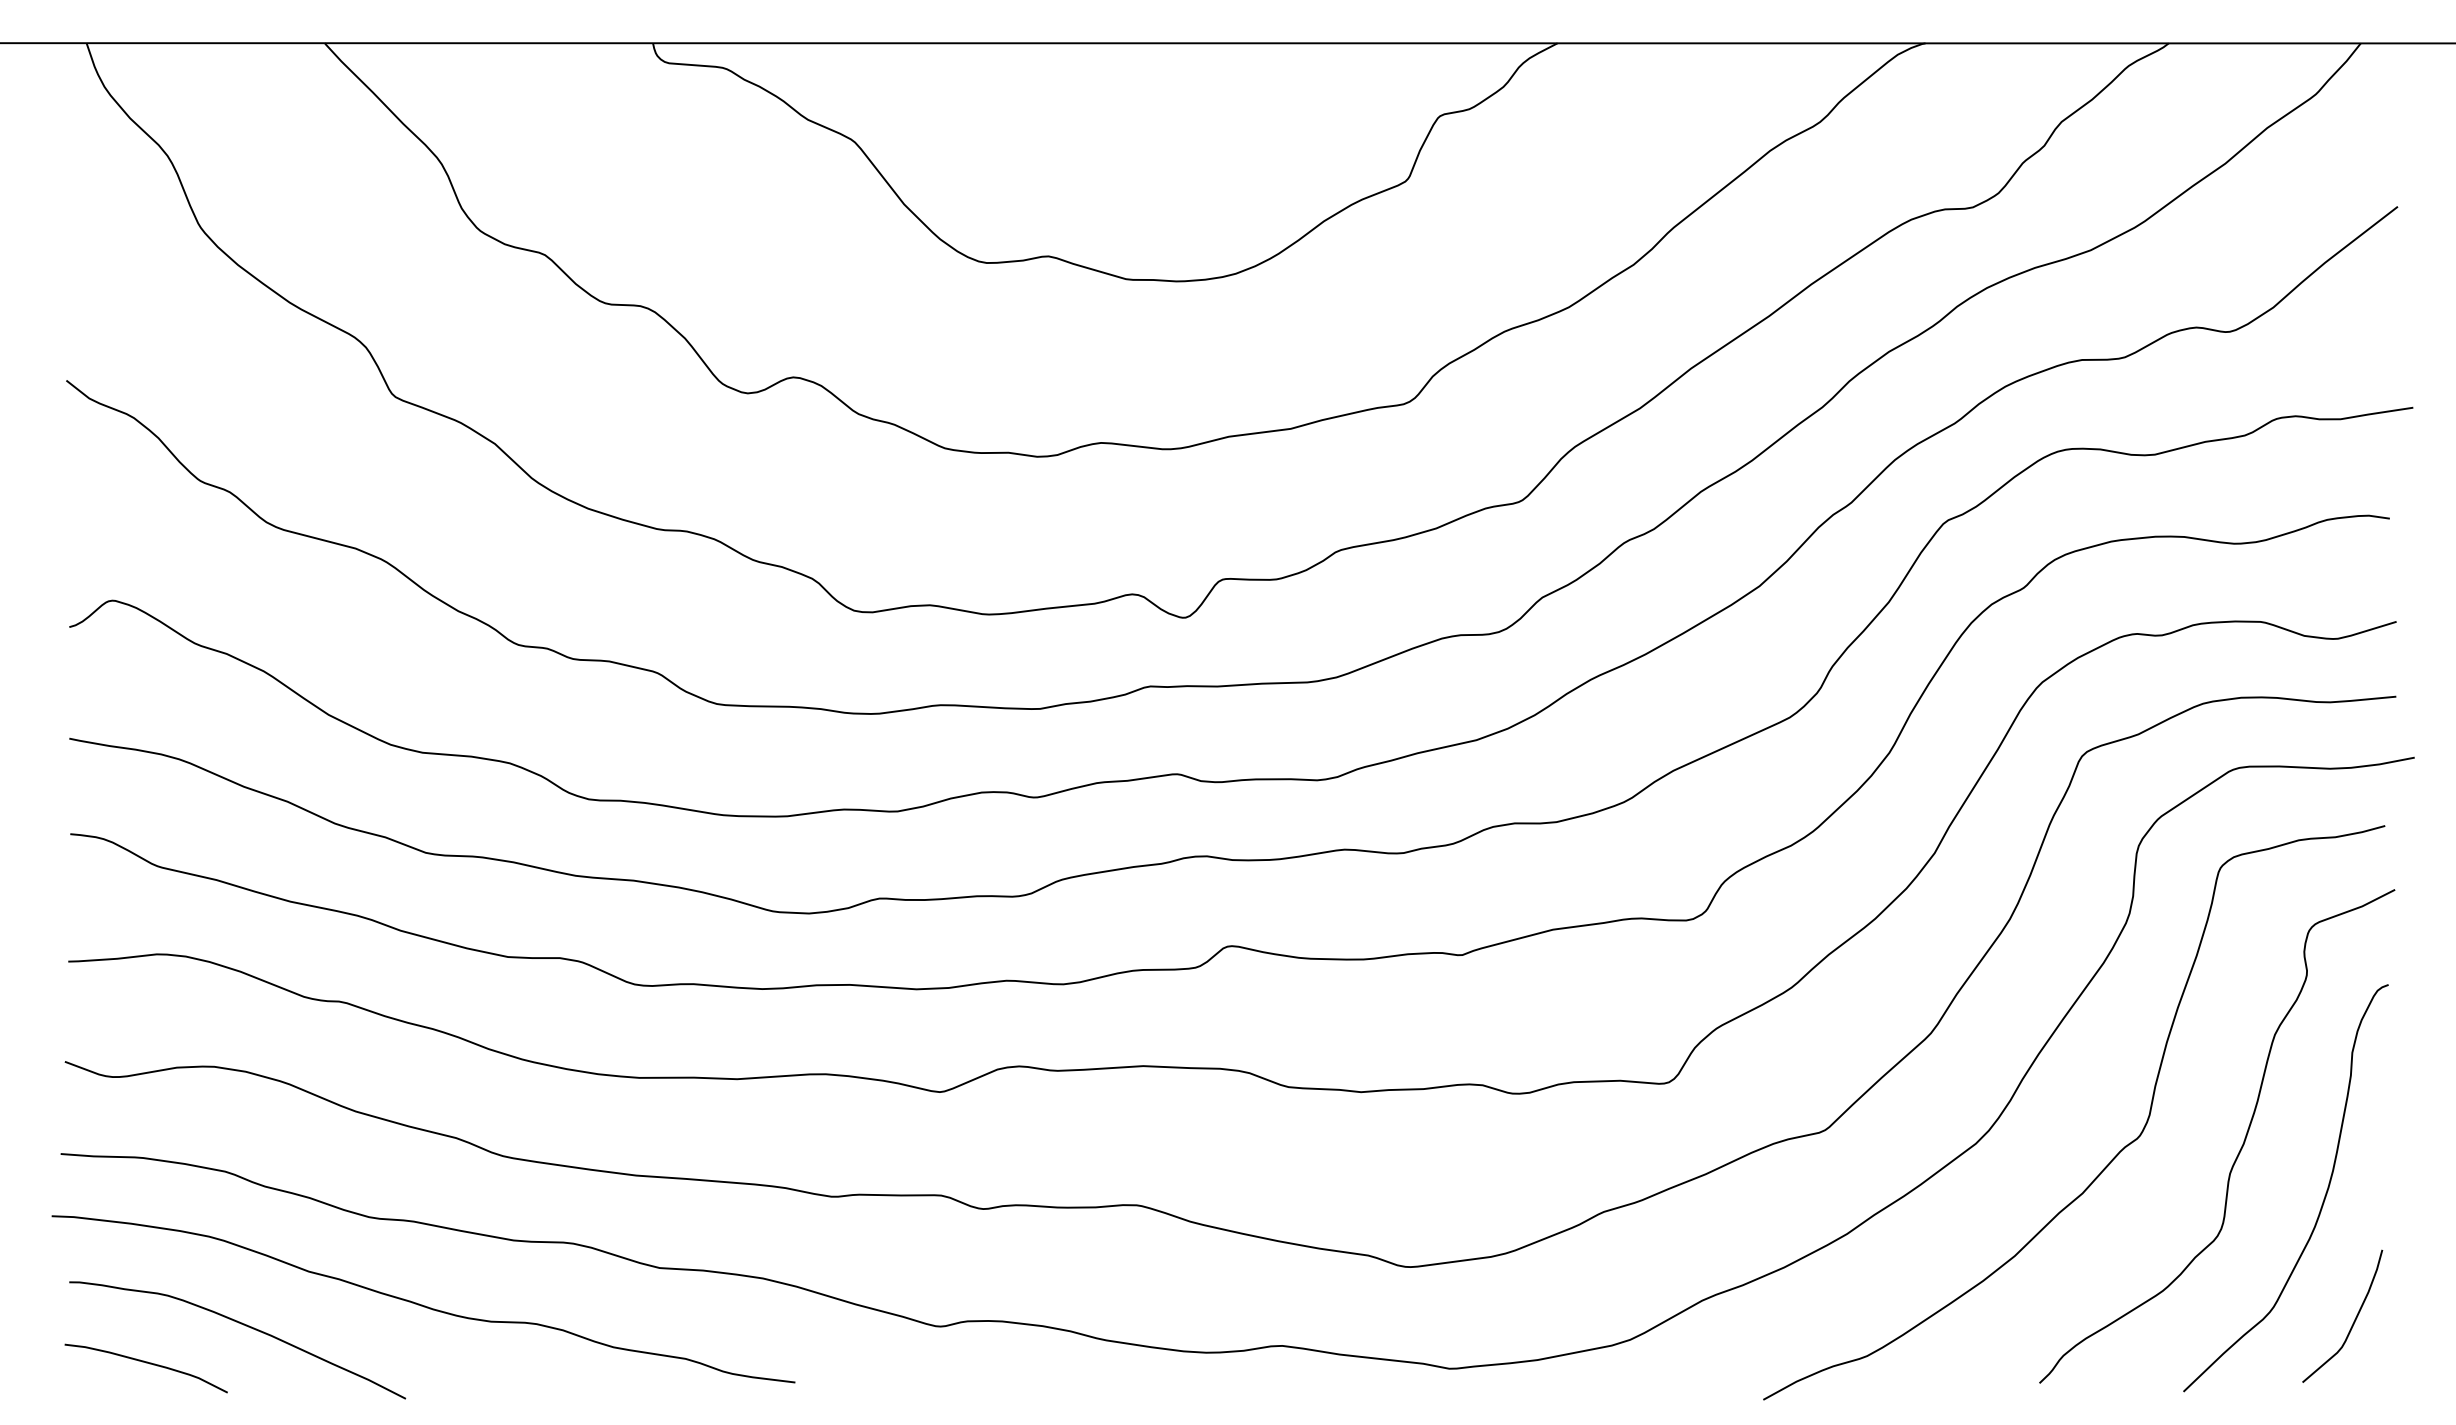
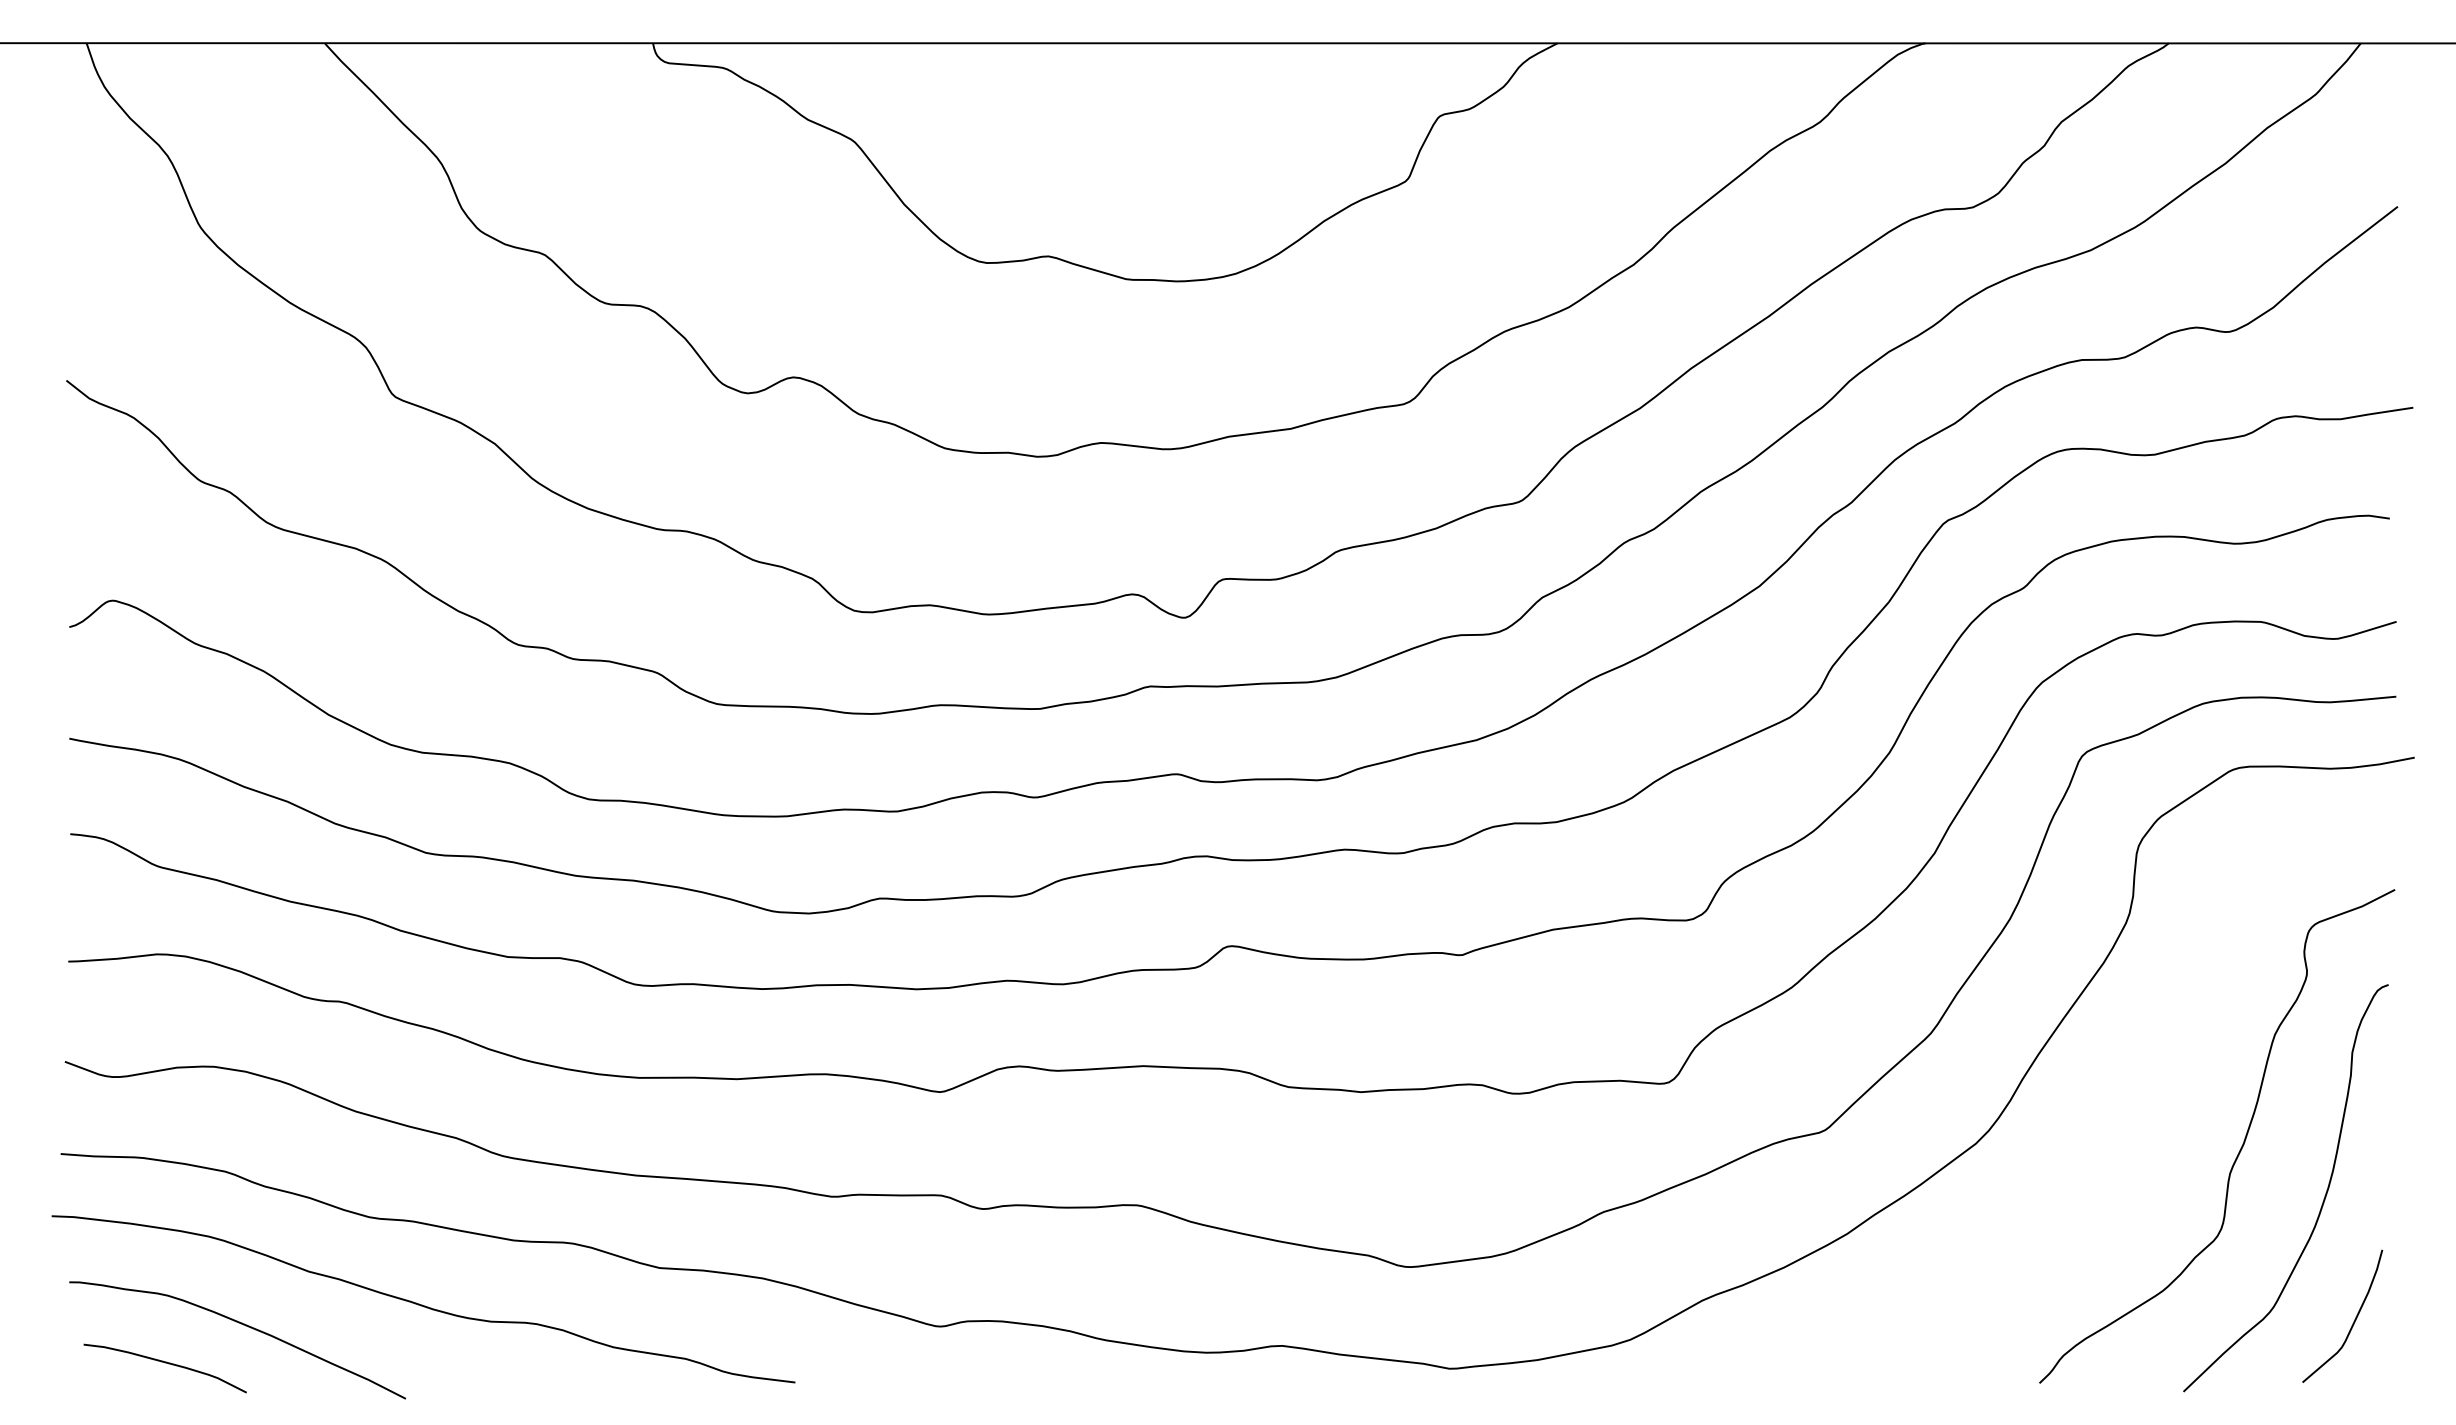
curve: present -> none (2116, 1154)
curve position: (146, 1363) -> (165, 1363) (165, 1363)
